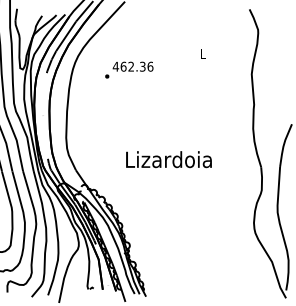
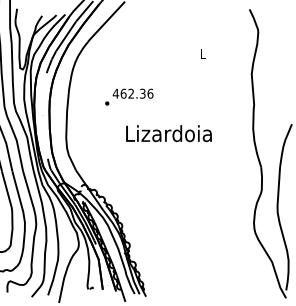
text position: (129, 69) -> (129, 96) (129, 96)
text position: (168, 159) -> (168, 133) (168, 133)
